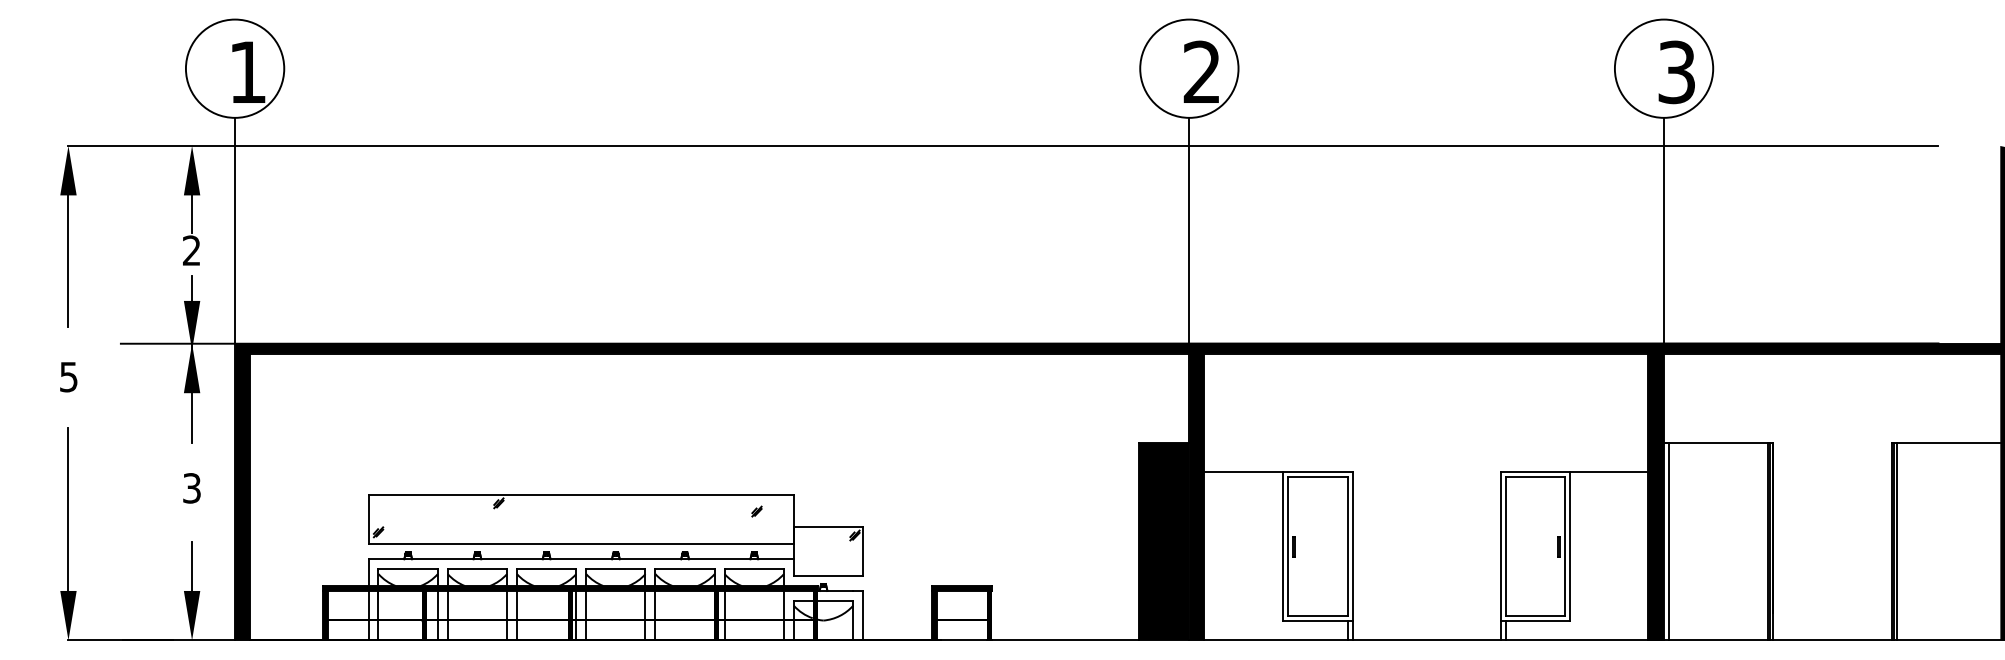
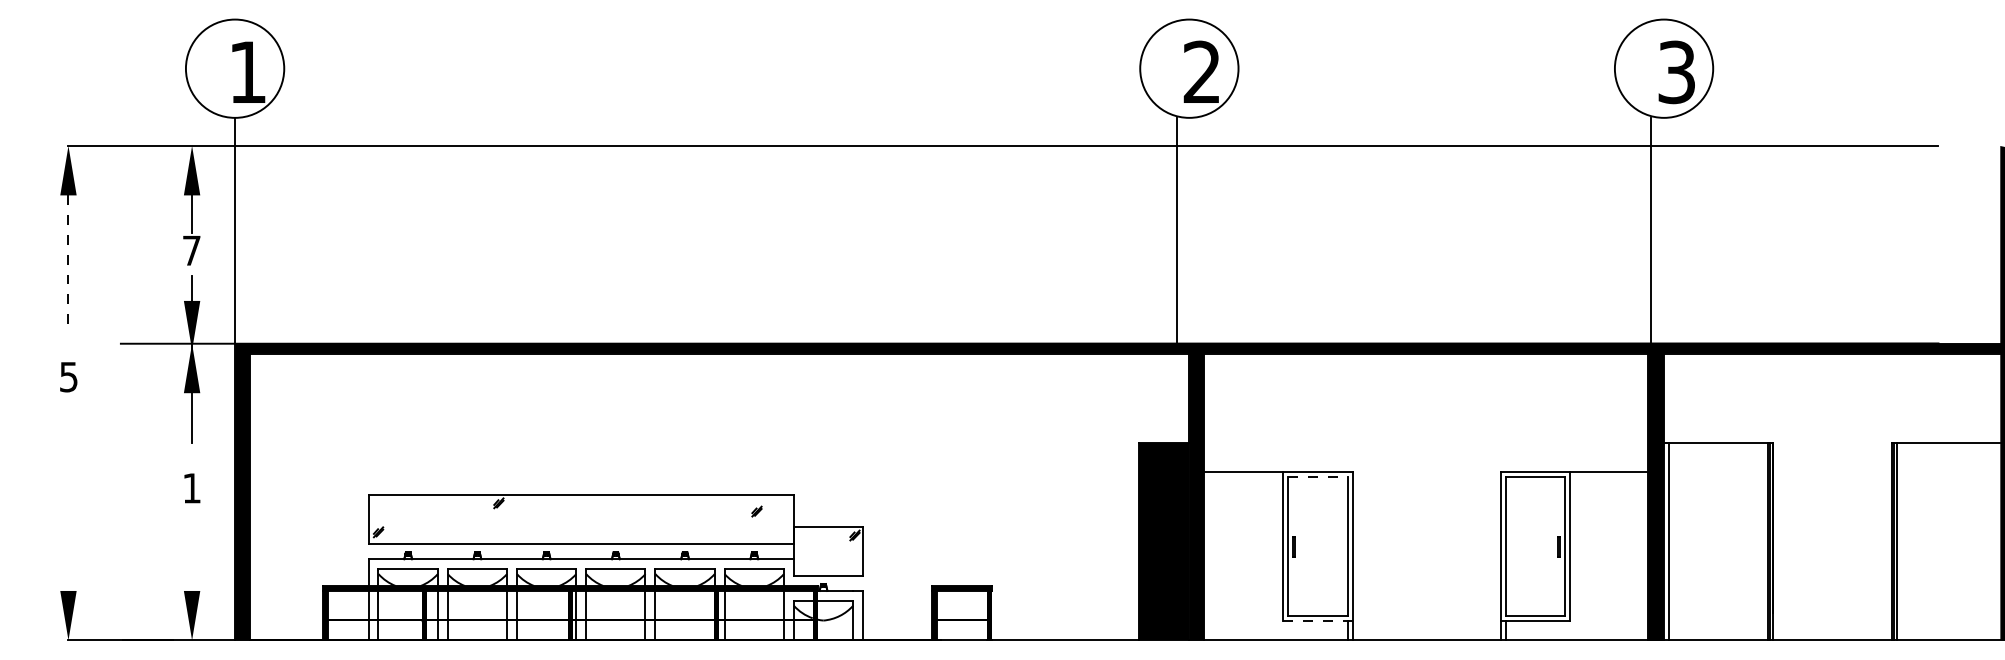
line position: (1189, 230) -> (1177, 230) (1177, 230)
line position: (1664, 230) -> (1651, 230) (1651, 230)
text: 2 -> 7 (191, 250)
line: solid -> dashed (68, 261)
line: solid -> dashed (1317, 477)
text: 3 -> 1 (191, 488)
line: present -> none (68, 508)
line: present -> none (192, 565)
line: solid -> dashed (1317, 620)
